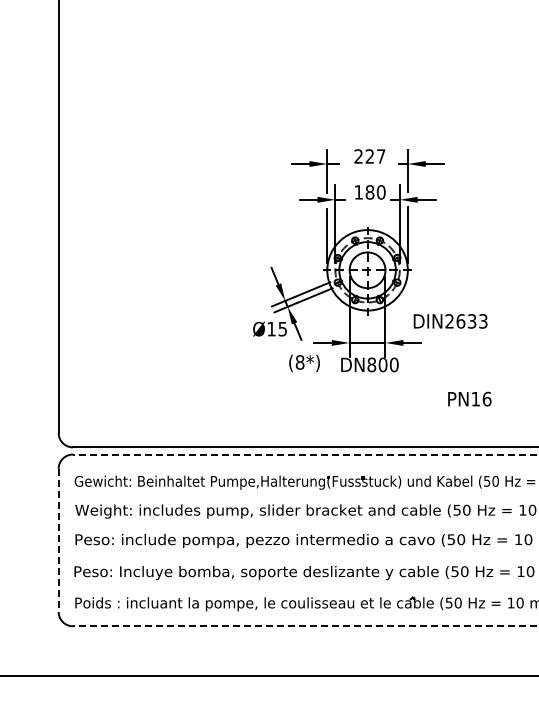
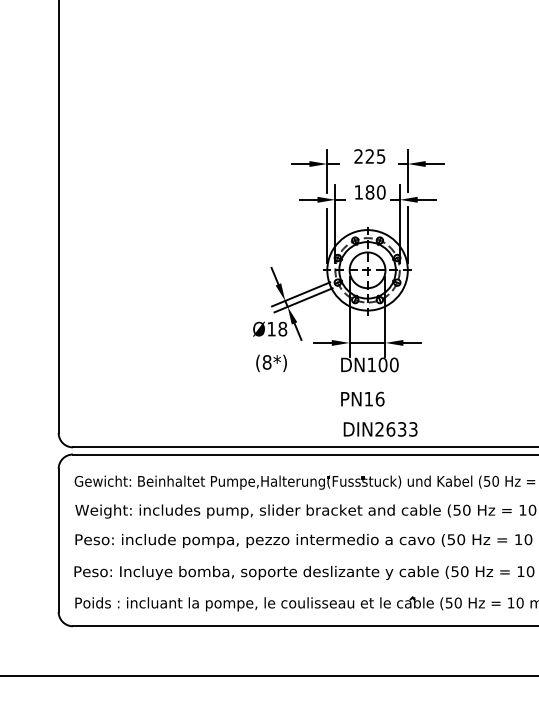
text: 227 -> 225 (381, 156)
text position: (450, 321) -> (380, 429) (380, 429)
text: Ø15 -> Ø18 (282, 328)
text position: (304, 363) -> (271, 363) (271, 363)
text: DN800 -> DN100 (371, 364)
text position: (469, 398) -> (362, 398) (362, 398)
line: dashed -> solid (305, 454)
line: dashed -> solid (58, 540)
line: dashed -> solid (305, 626)
